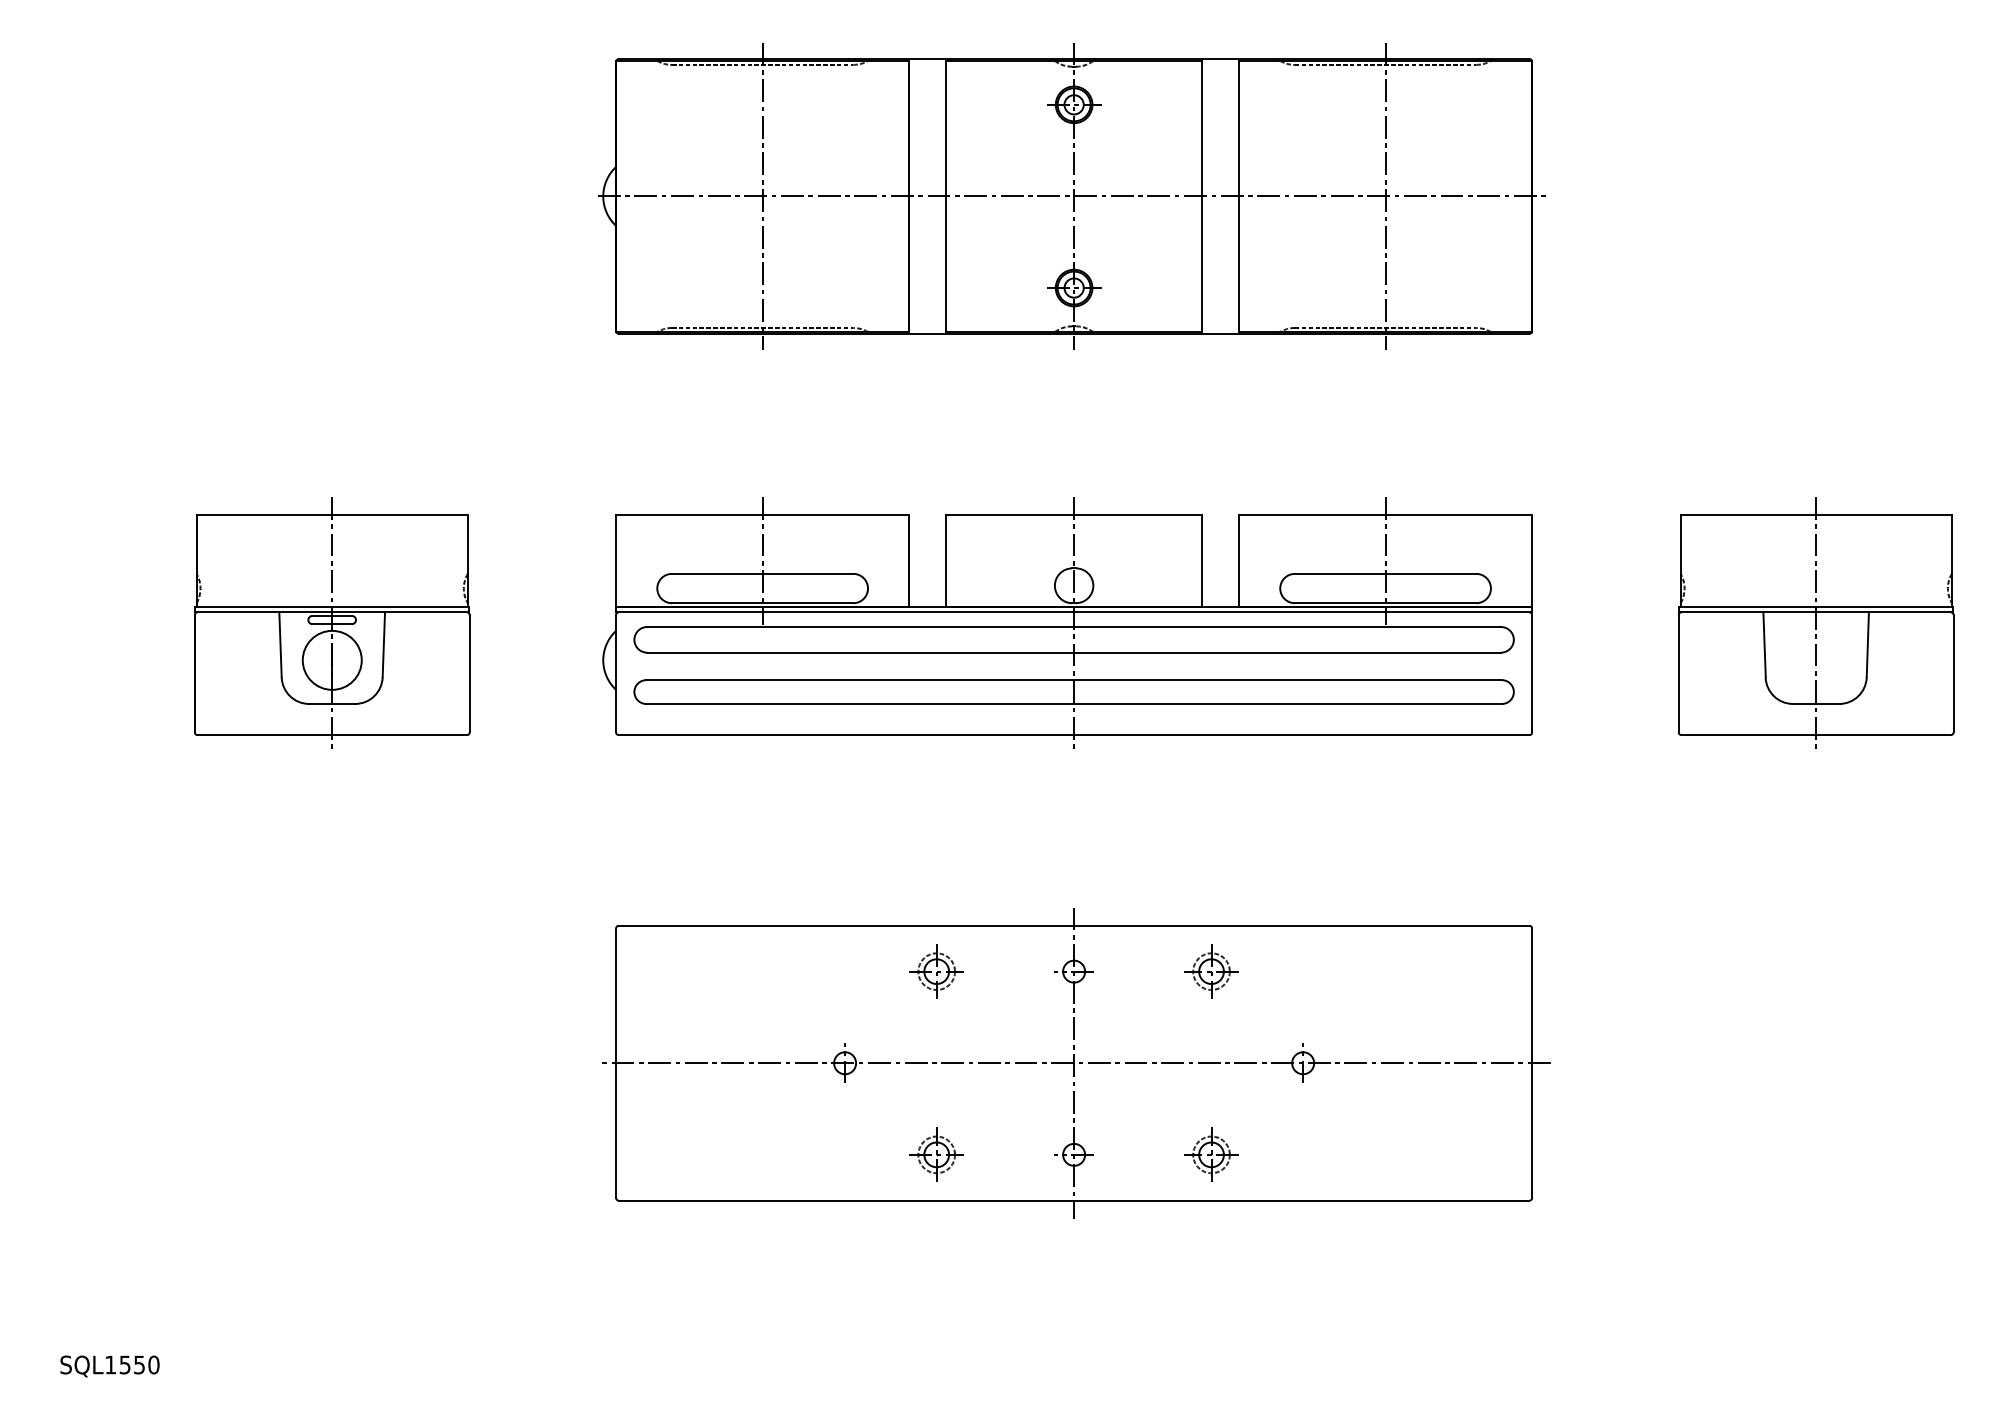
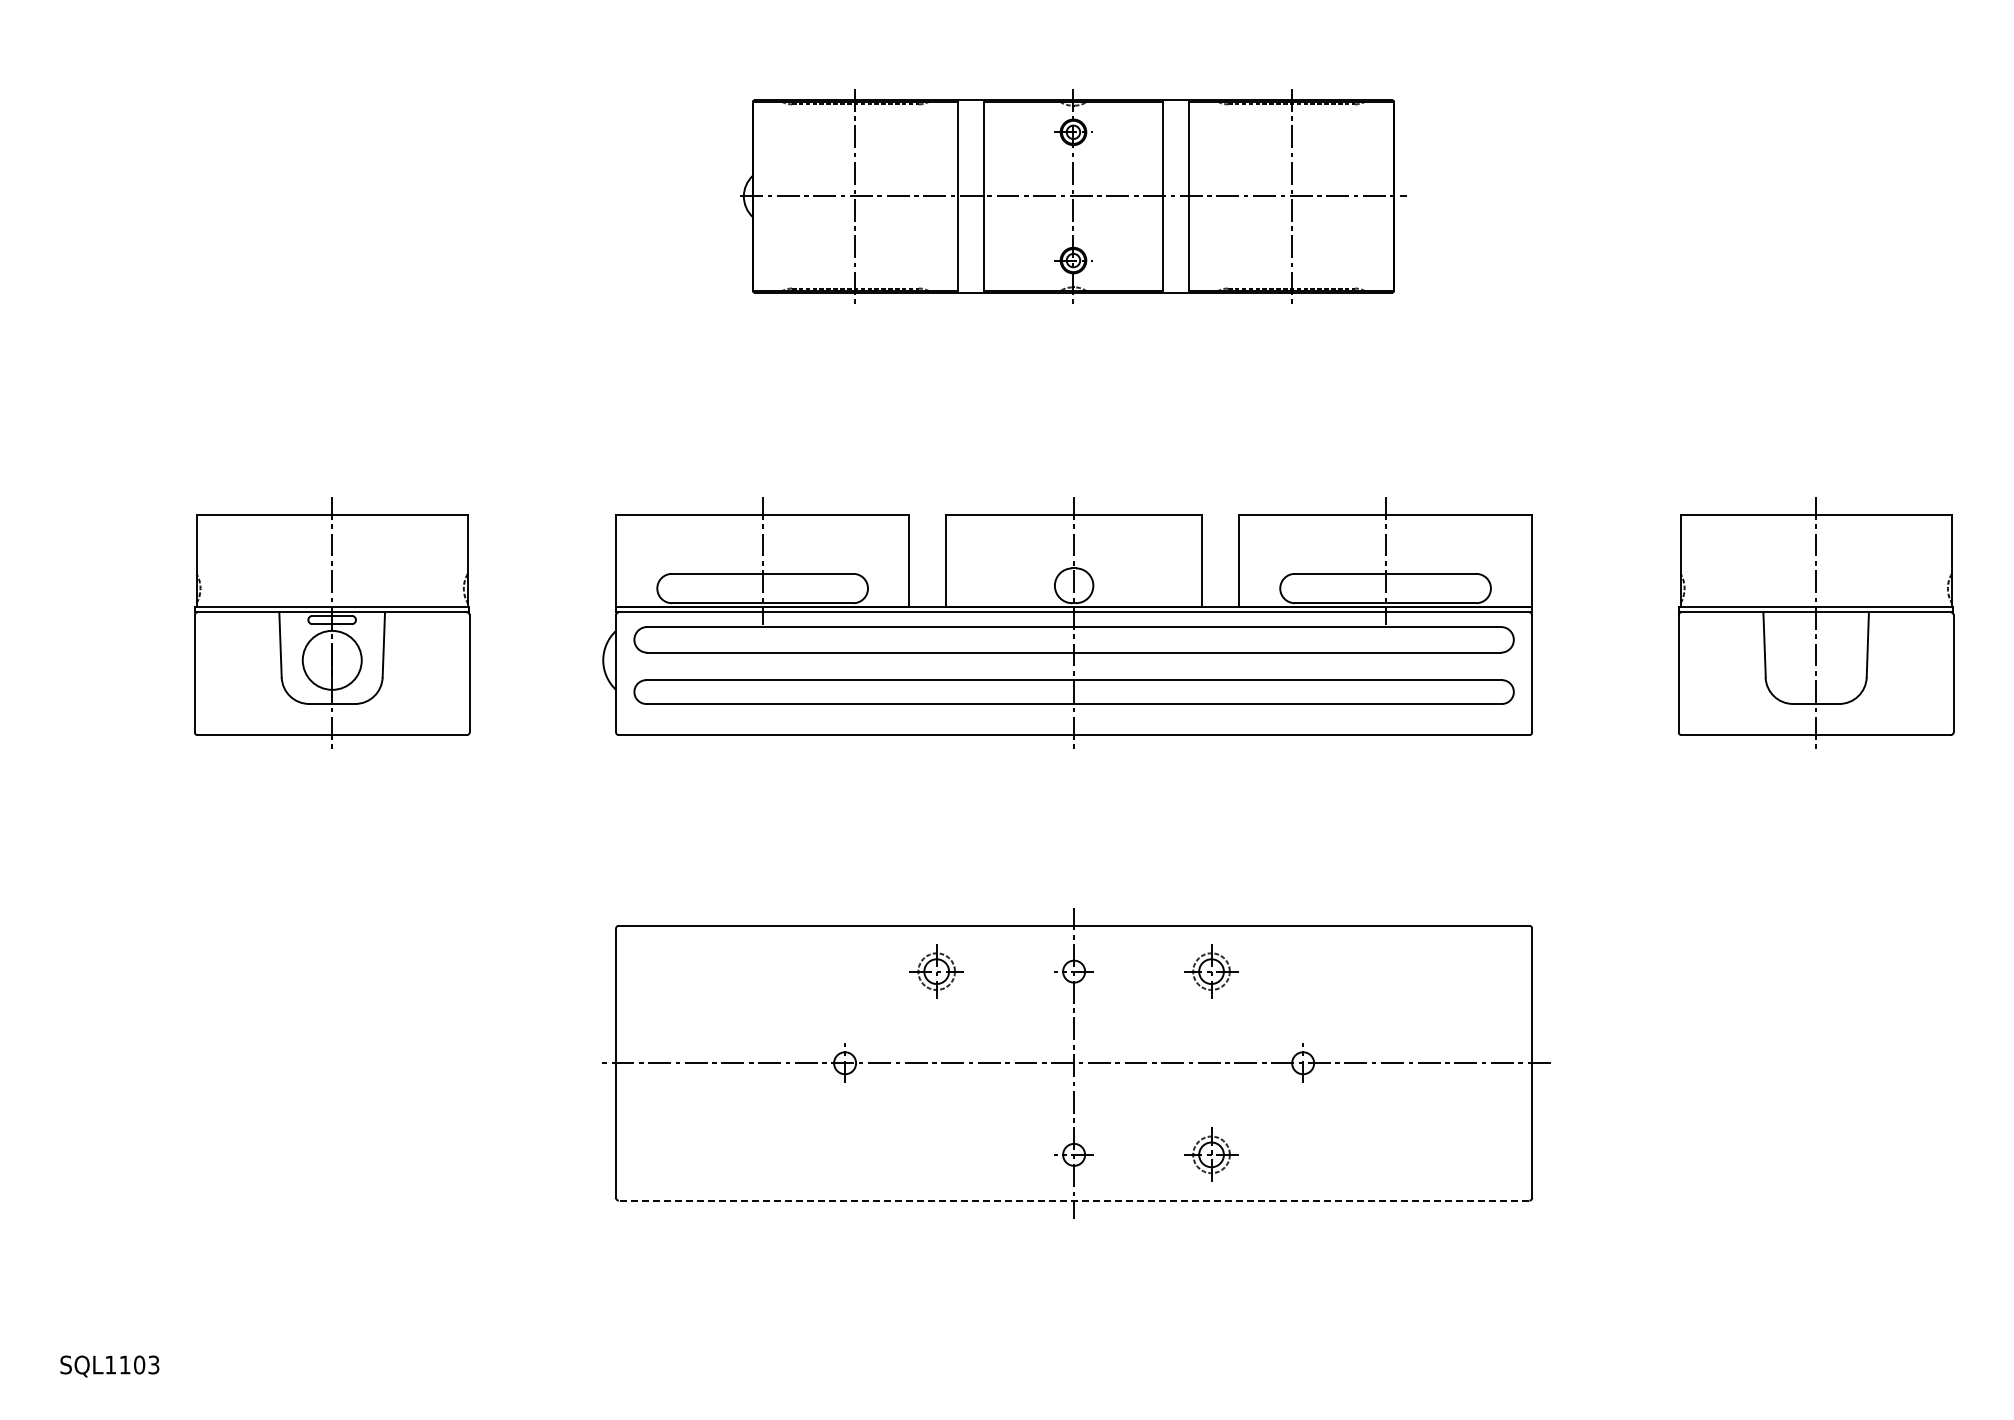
part size: 948x307 px -> 667x215 px (1073, 196)
part: present -> none (936, 1154)
line: solid -> dashed (1073, 1200)
text: SQL1550 -> SQL1103 (139, 1364)
